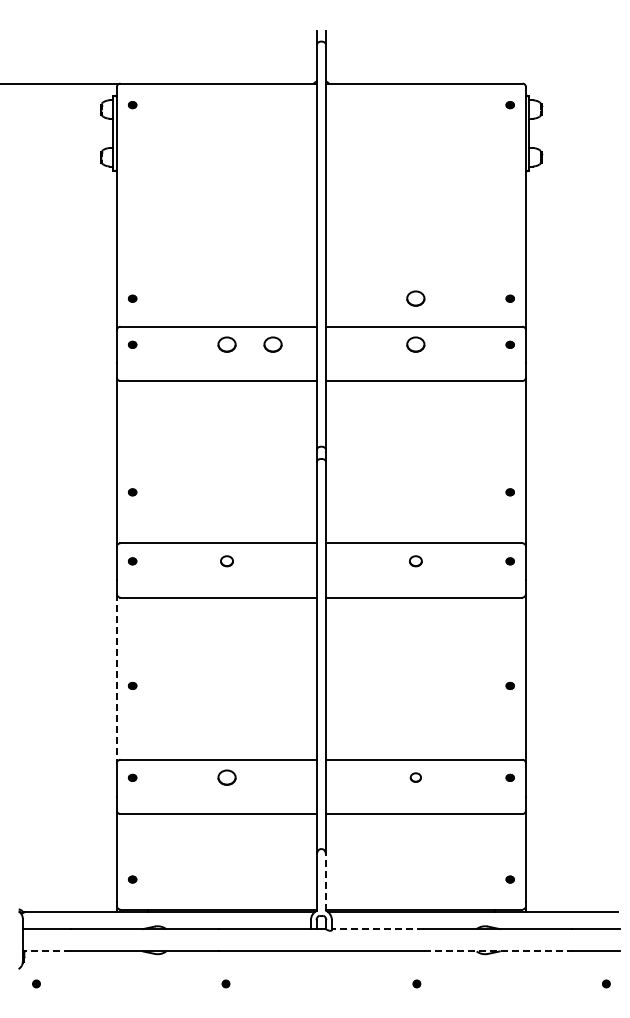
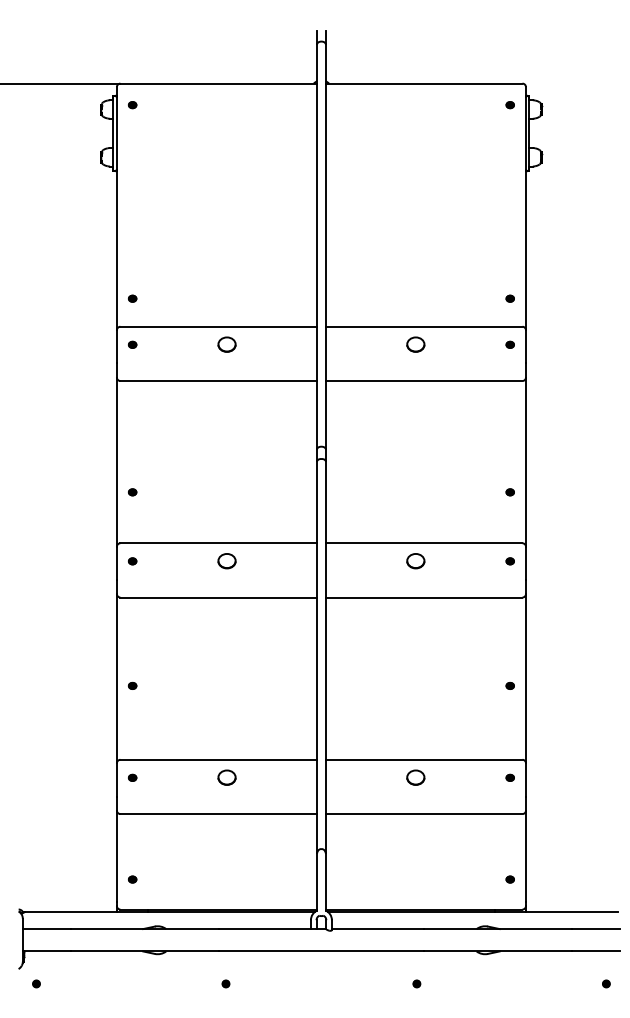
part: present -> none (415, 298)
part: present -> none (272, 344)
part size: 14x13 px -> 20x17 px (226, 561)
part size: 14x13 px -> 20x17 px (415, 561)
line: dashed -> solid (116, 678)
part size: 13x11 px -> 20x17 px (415, 777)
line: dashed -> solid (325, 881)
line: dashed -> solid (377, 929)
line: dashed -> solid (46, 951)
line: dashed -> solid (497, 951)
